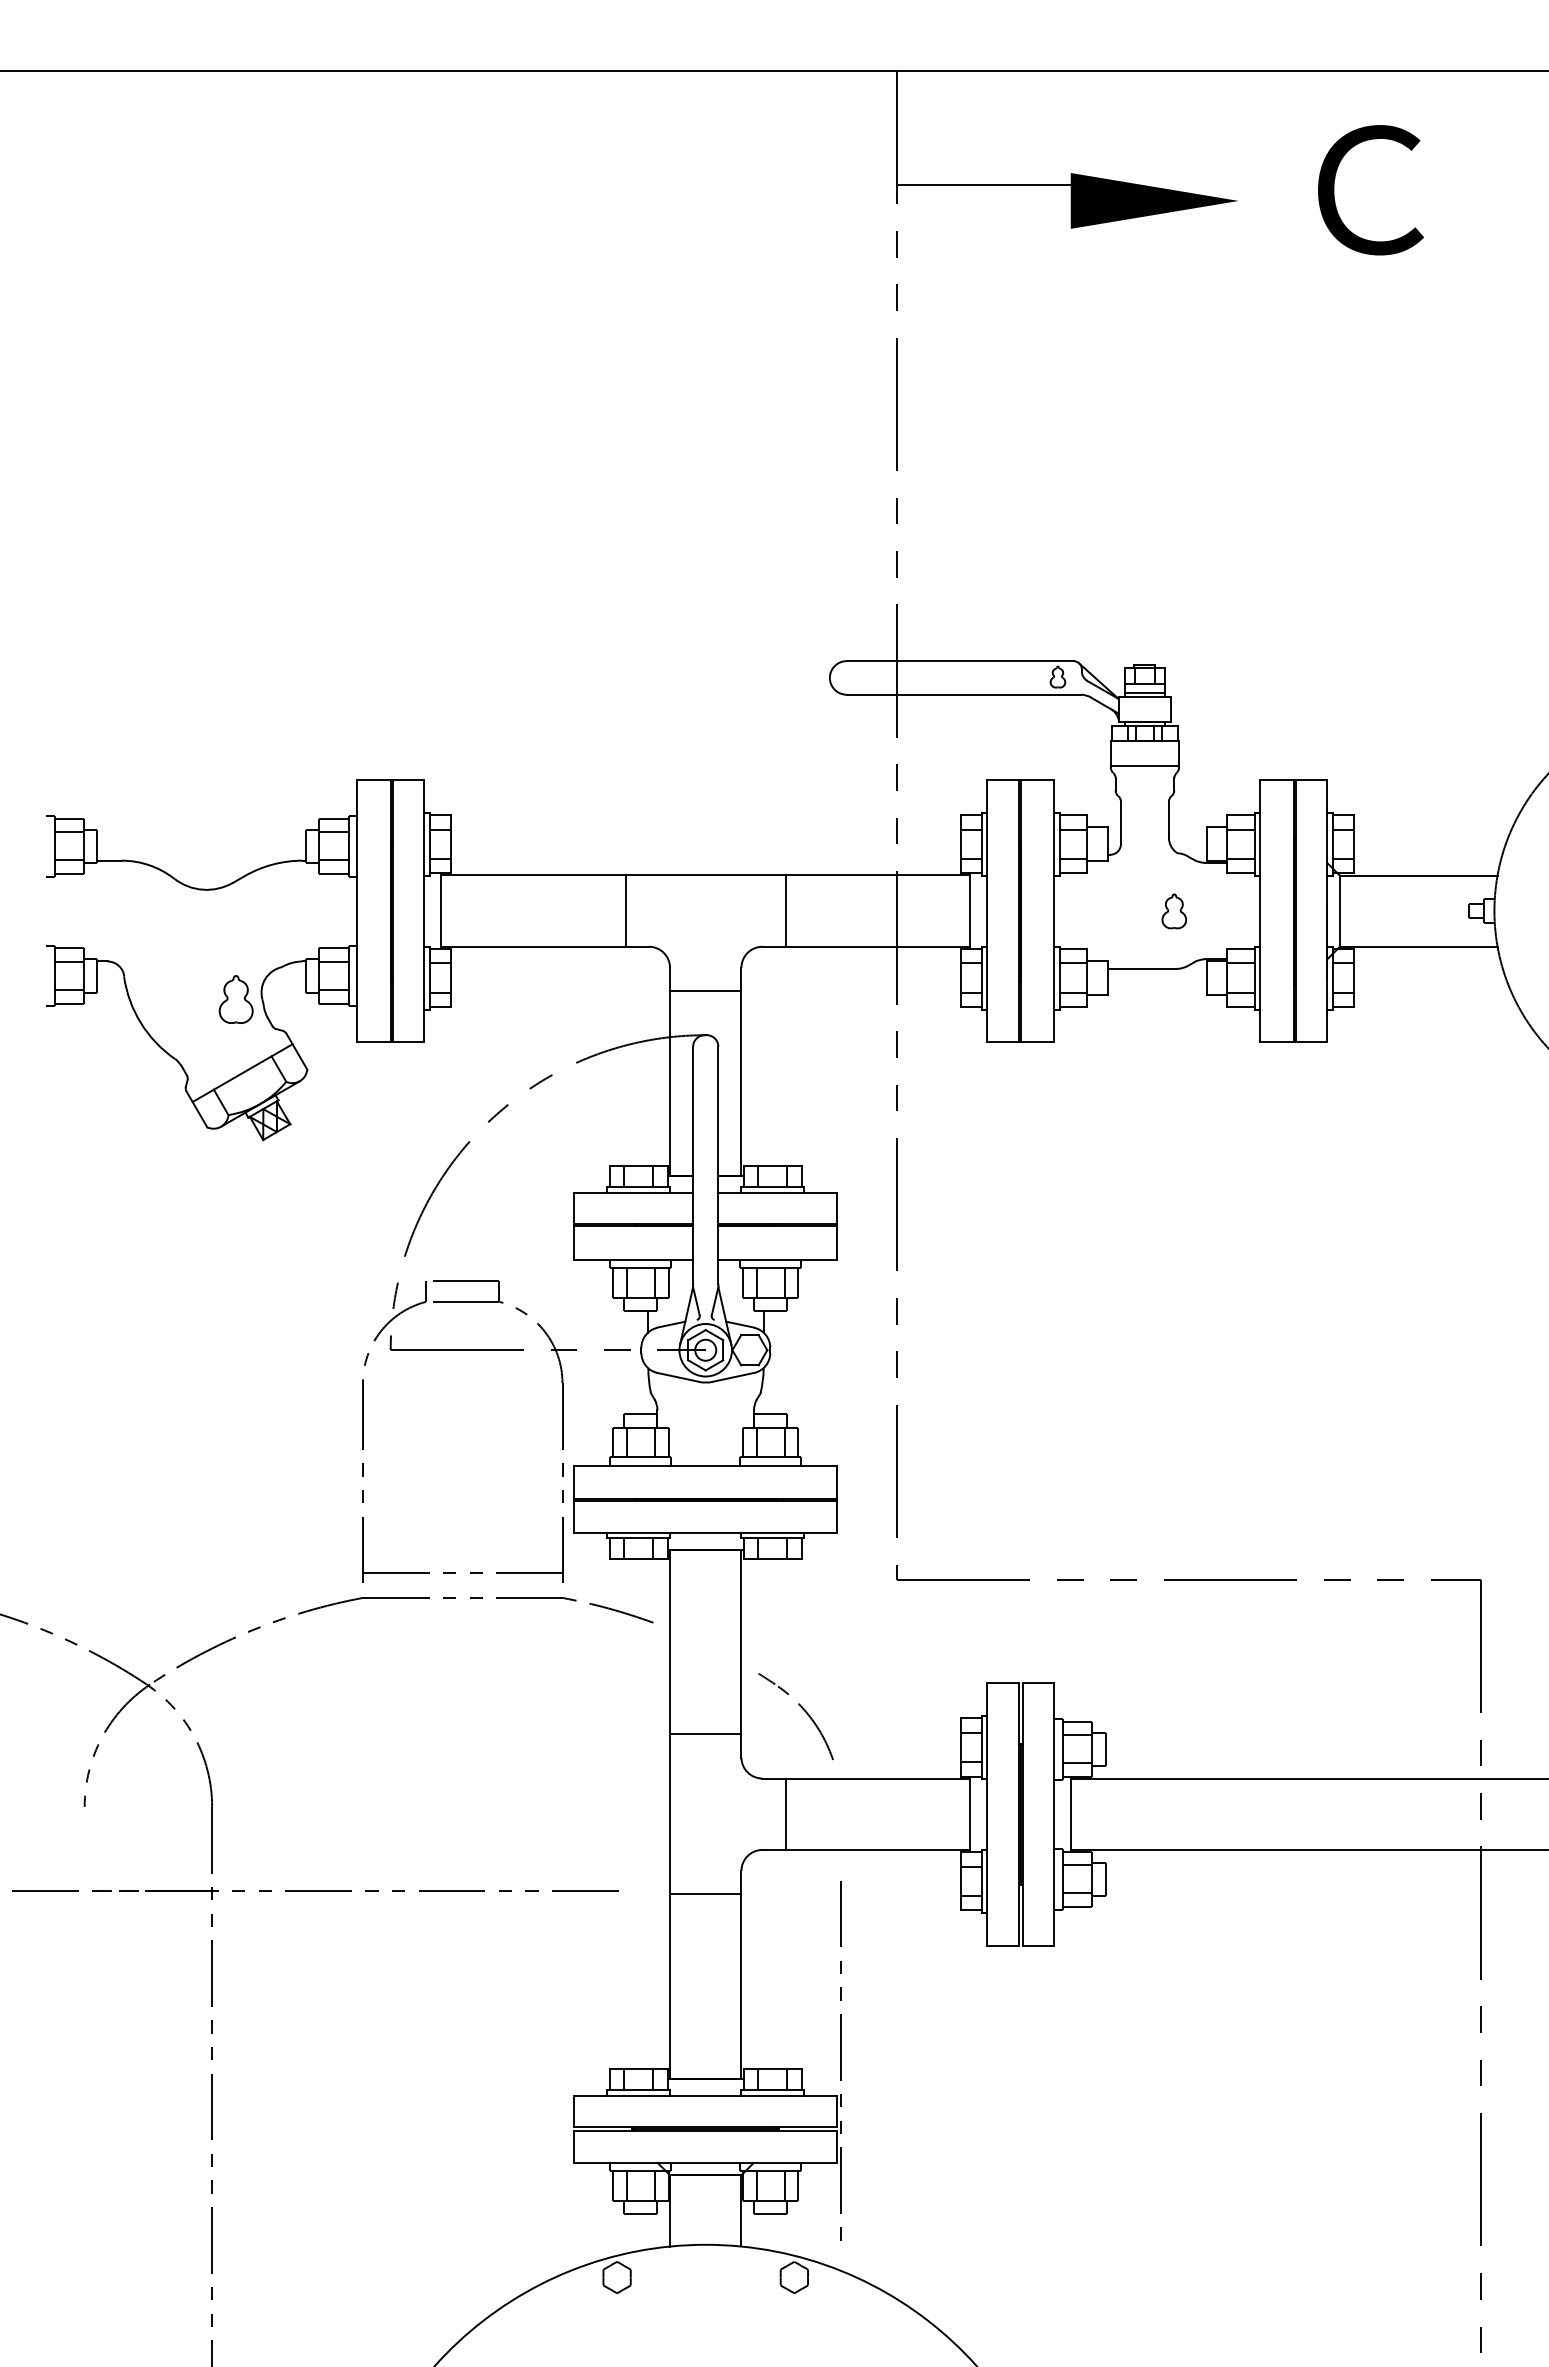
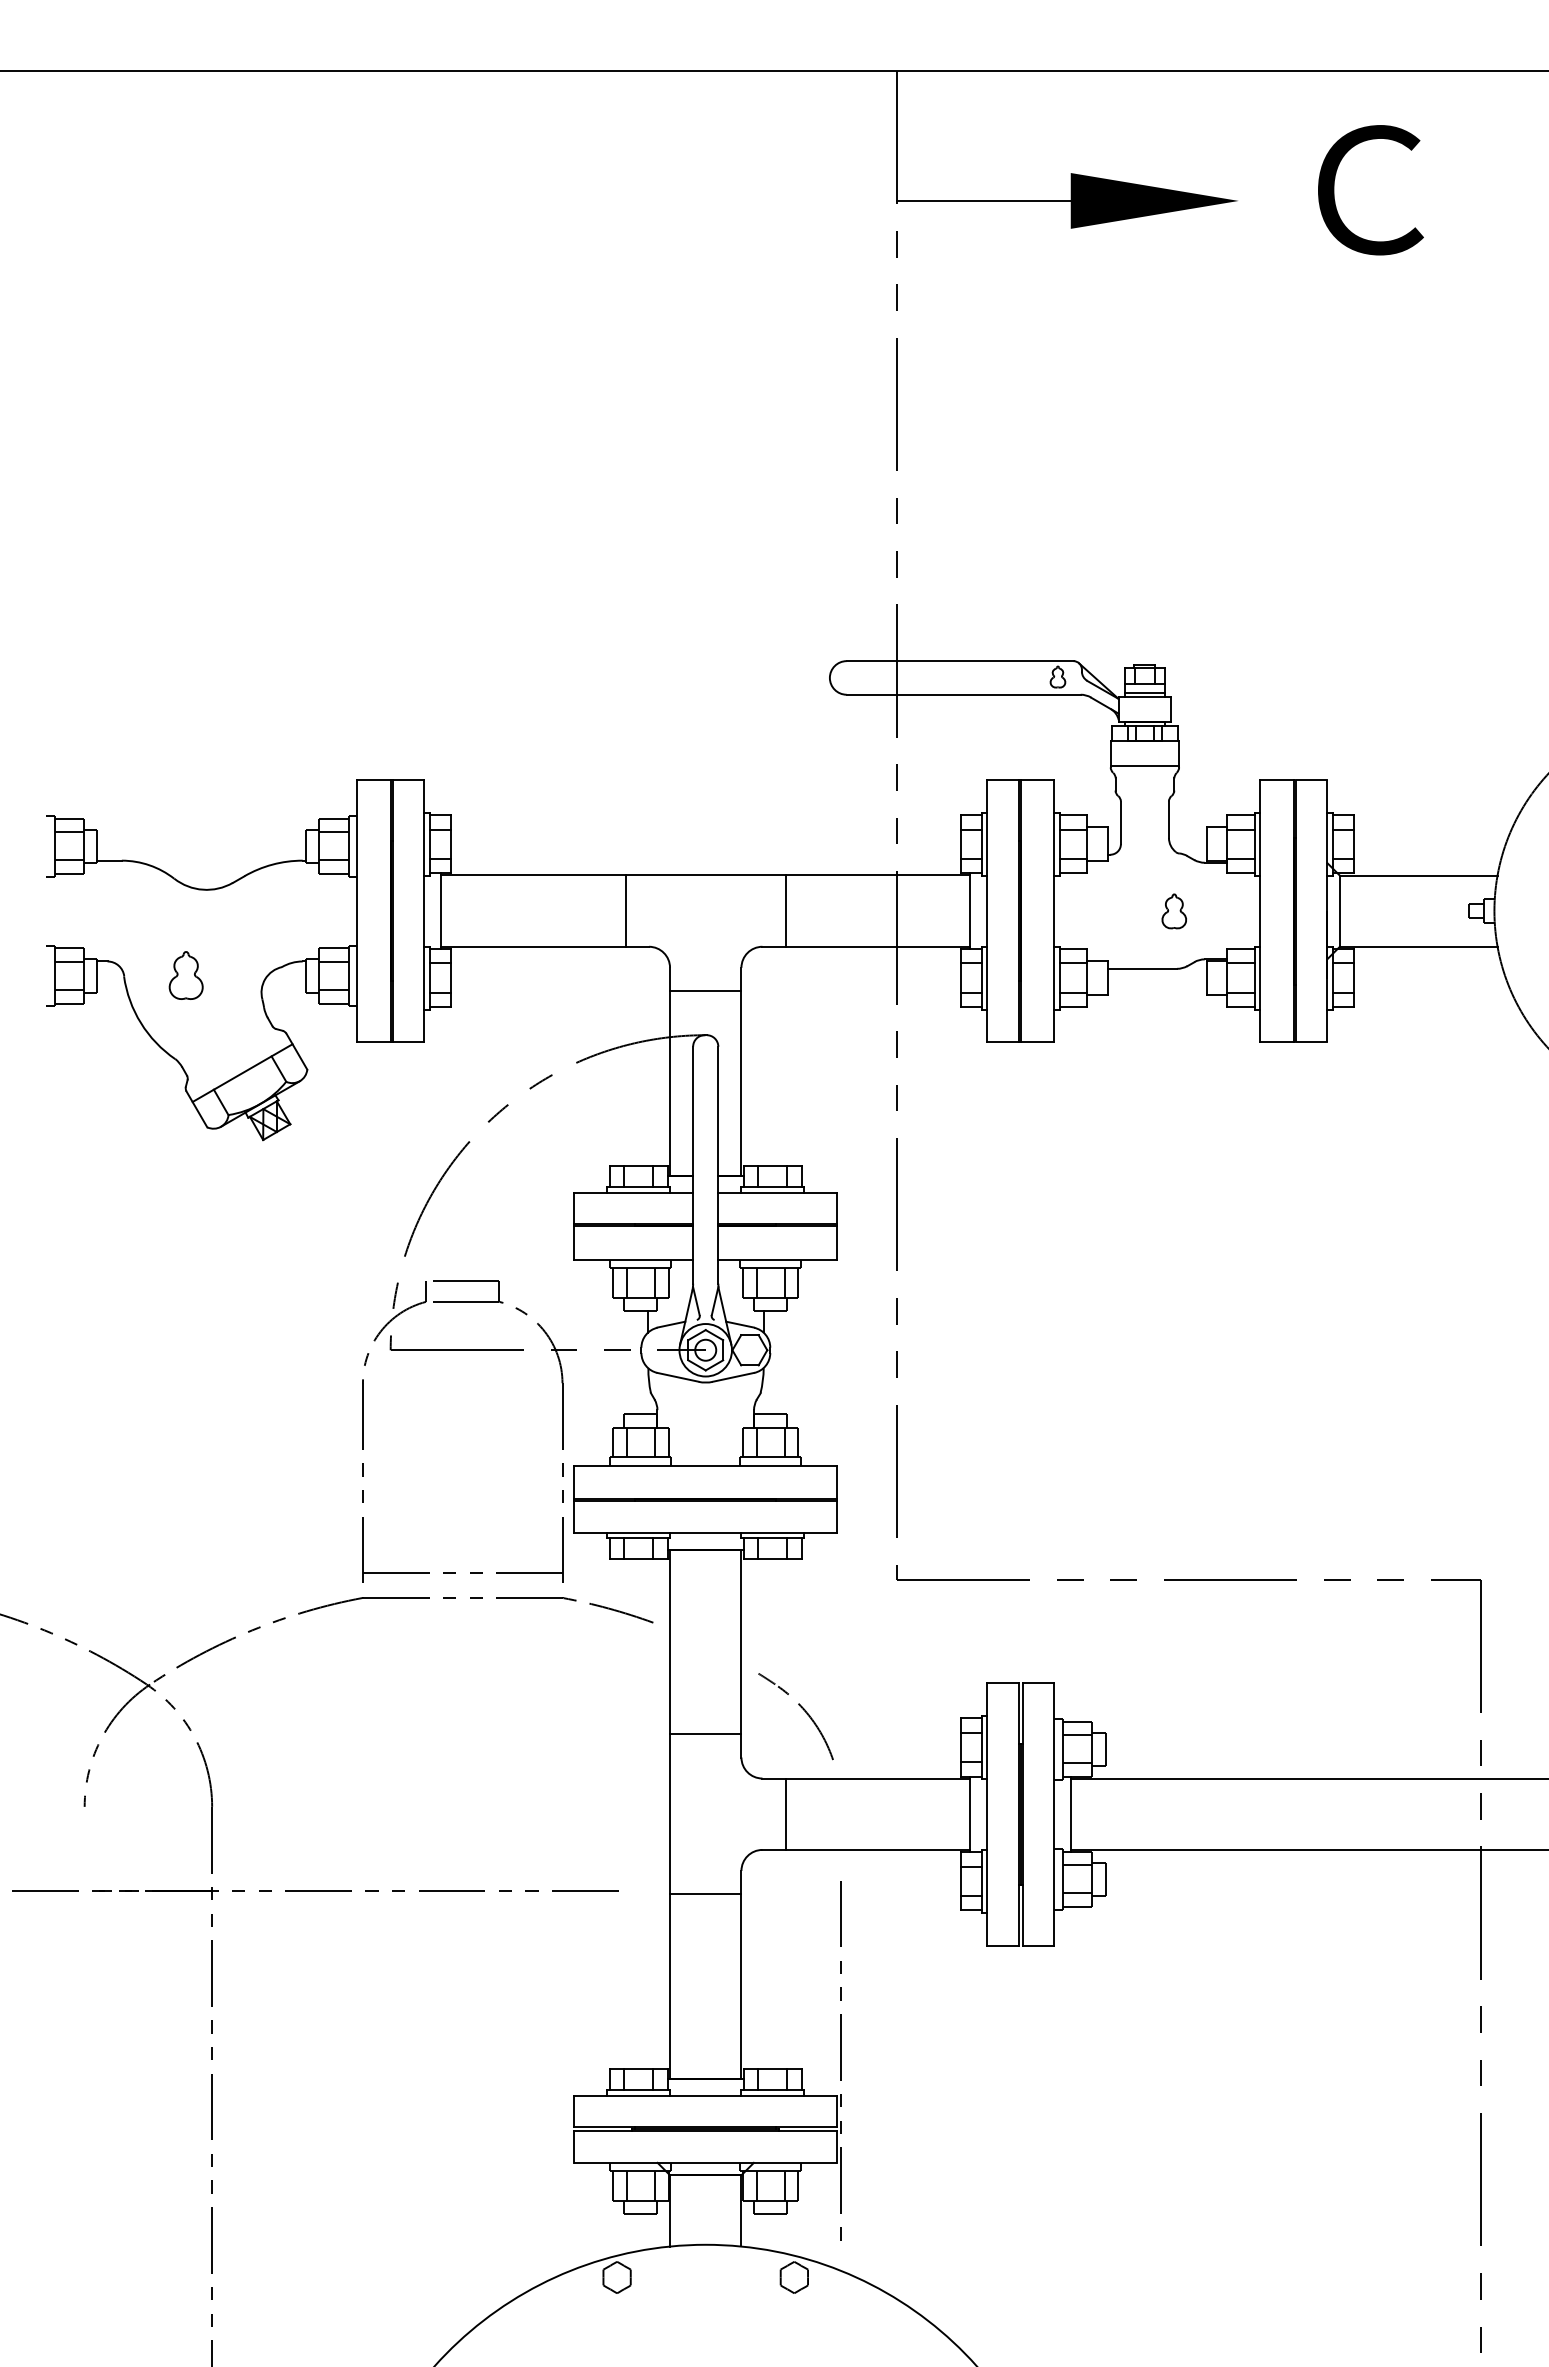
line position: (983, 184) -> (983, 200) (983, 200)
part position: (235, 999) -> (185, 975) (185, 975)
